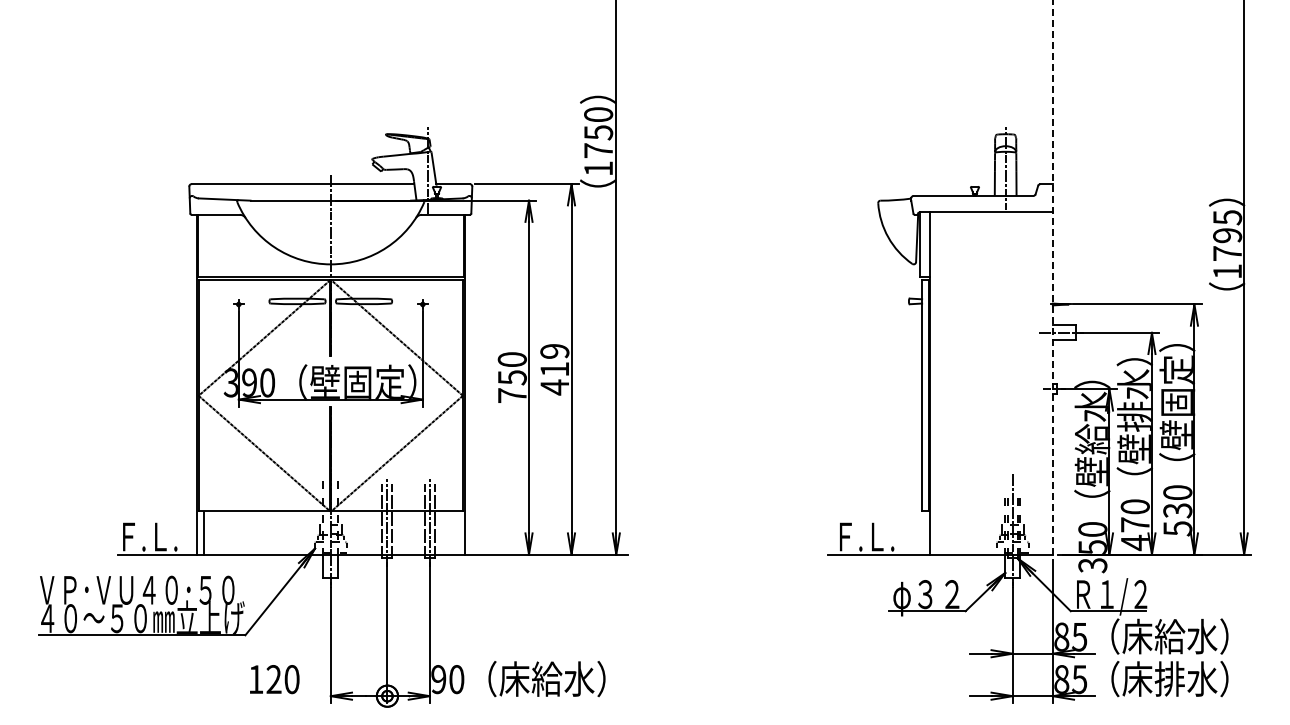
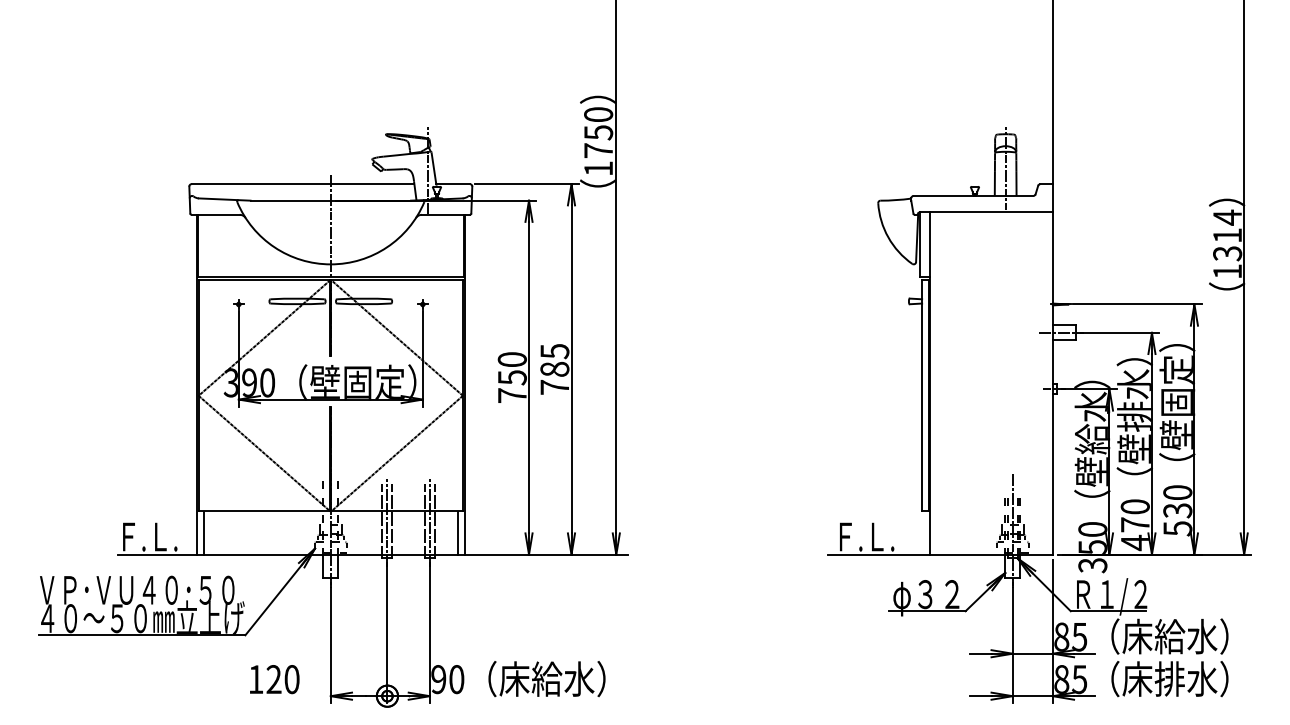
text: 1795 -> 1314 (1227, 235)
line: dashed -> solid (1052, 276)
text: 419 -> 785 (554, 369)
line: none -> present (457, 532)
